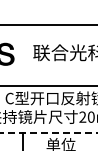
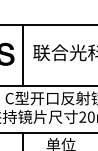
line: none -> present (22, 54)
line: dashed -> solid (49, 133)
